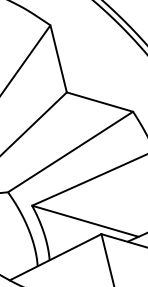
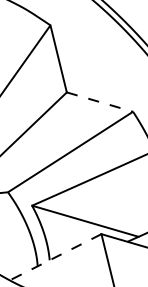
line: solid -> dashed (100, 102)
line: solid -> dashed (55, 257)
